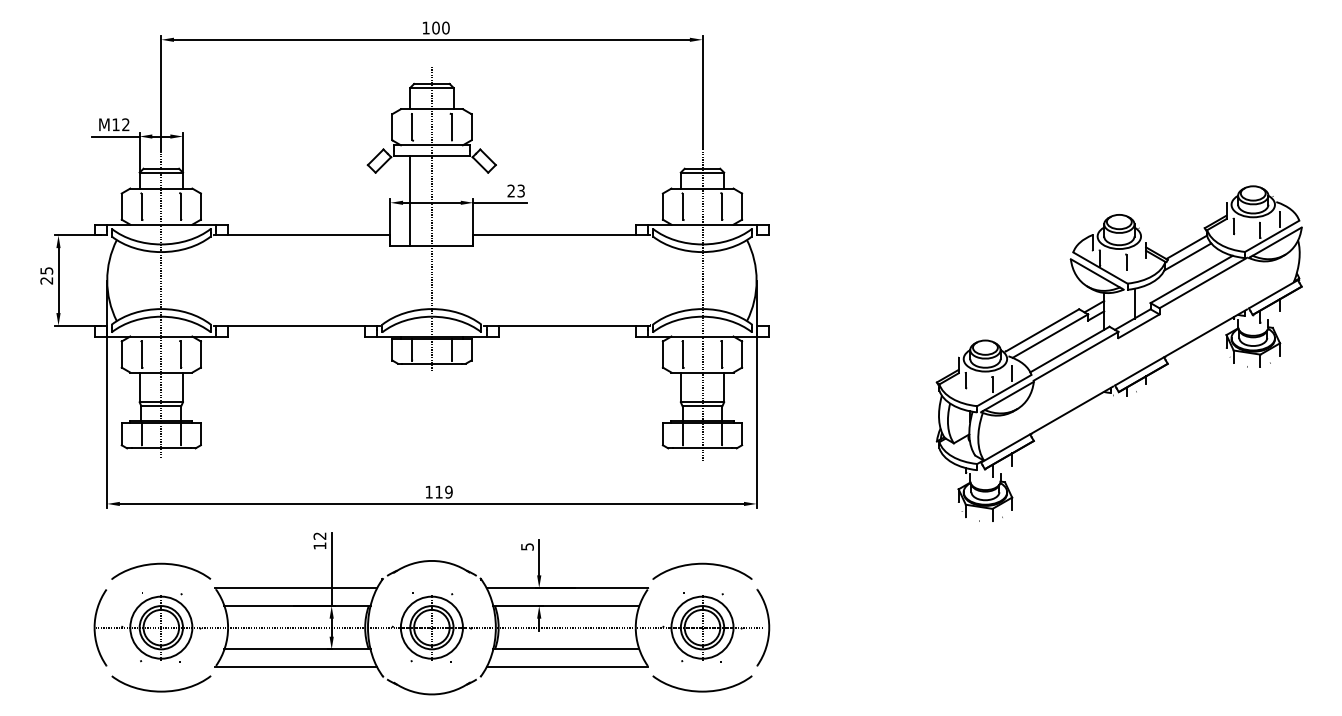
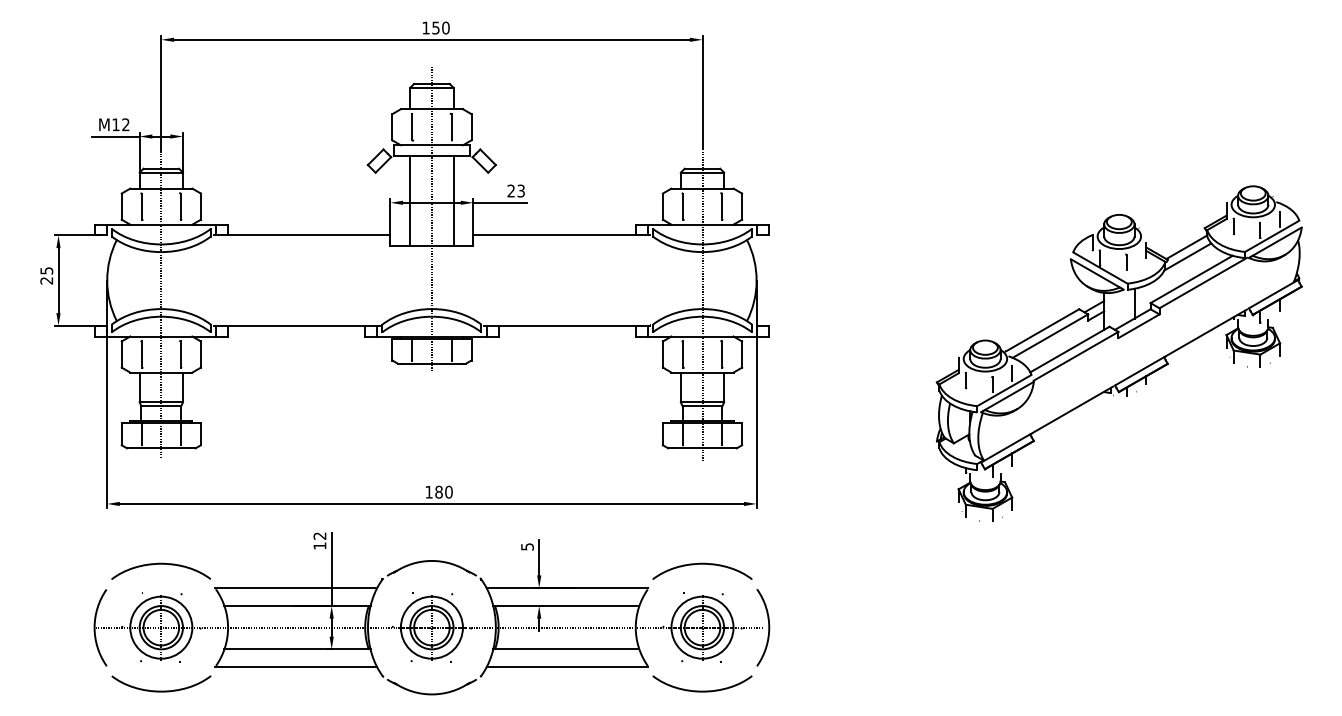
text: 100 -> 150 (435, 27)
line: none -> present (453, 201)
text: 119 -> 180 (443, 491)
